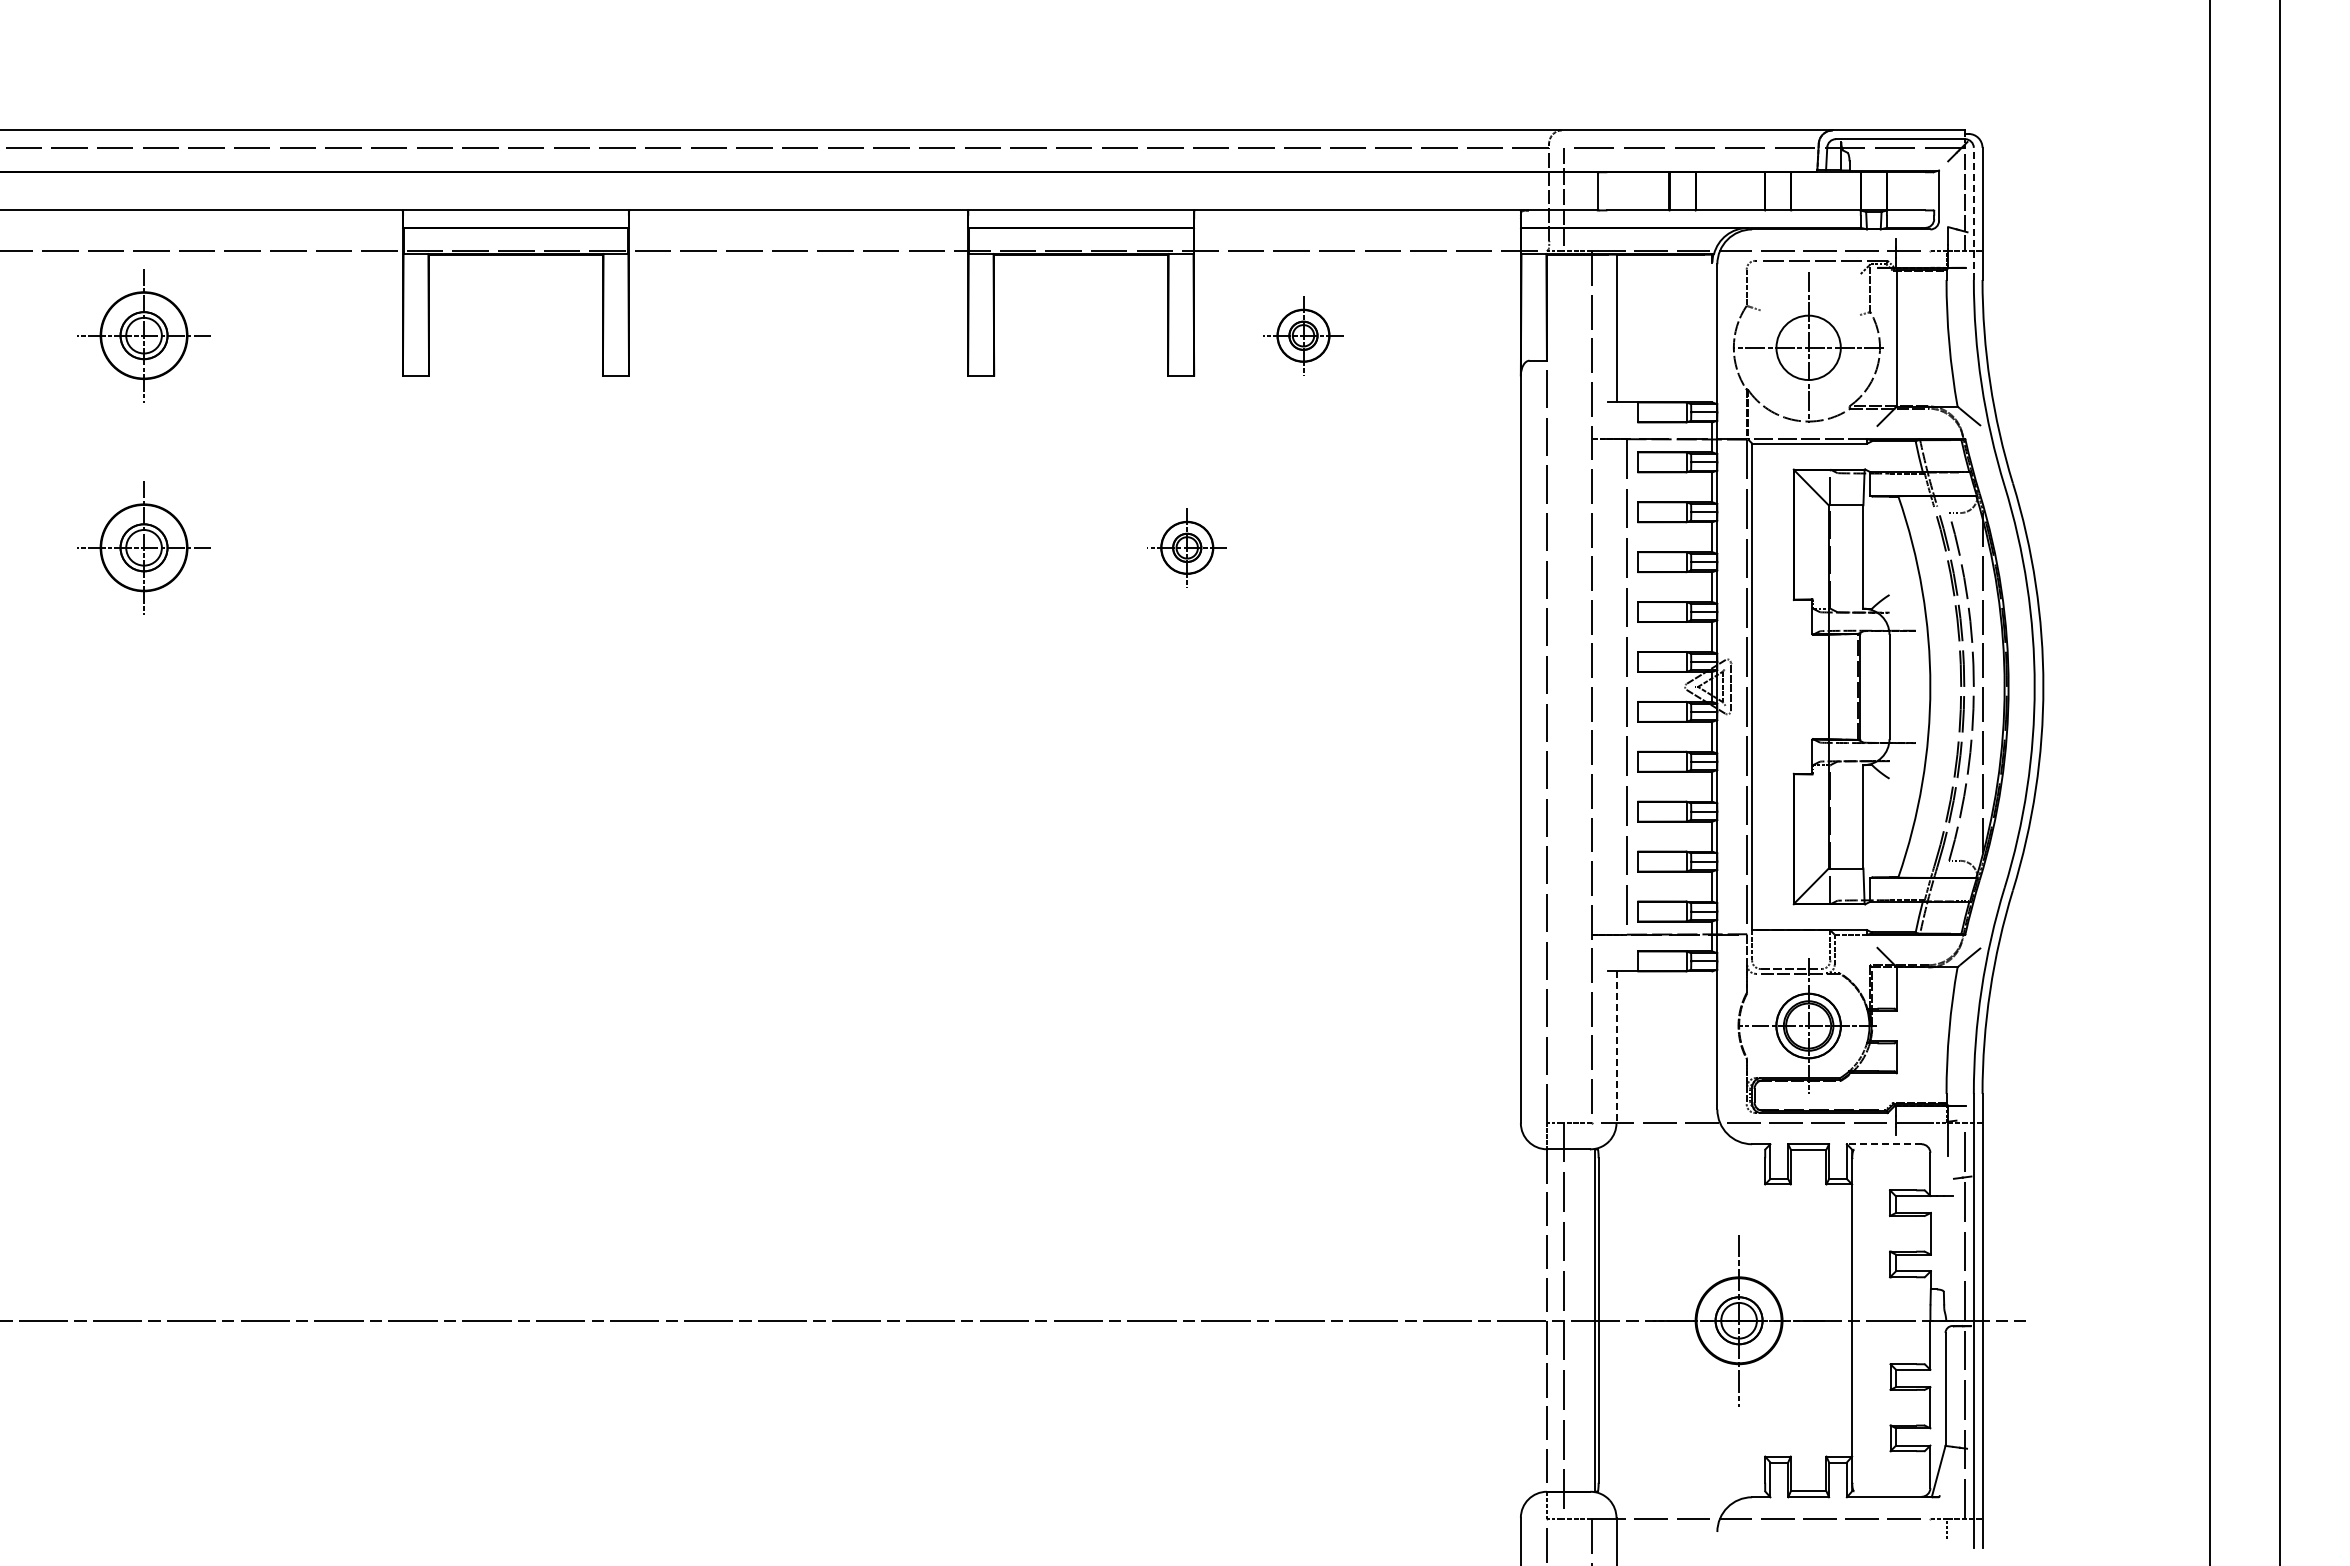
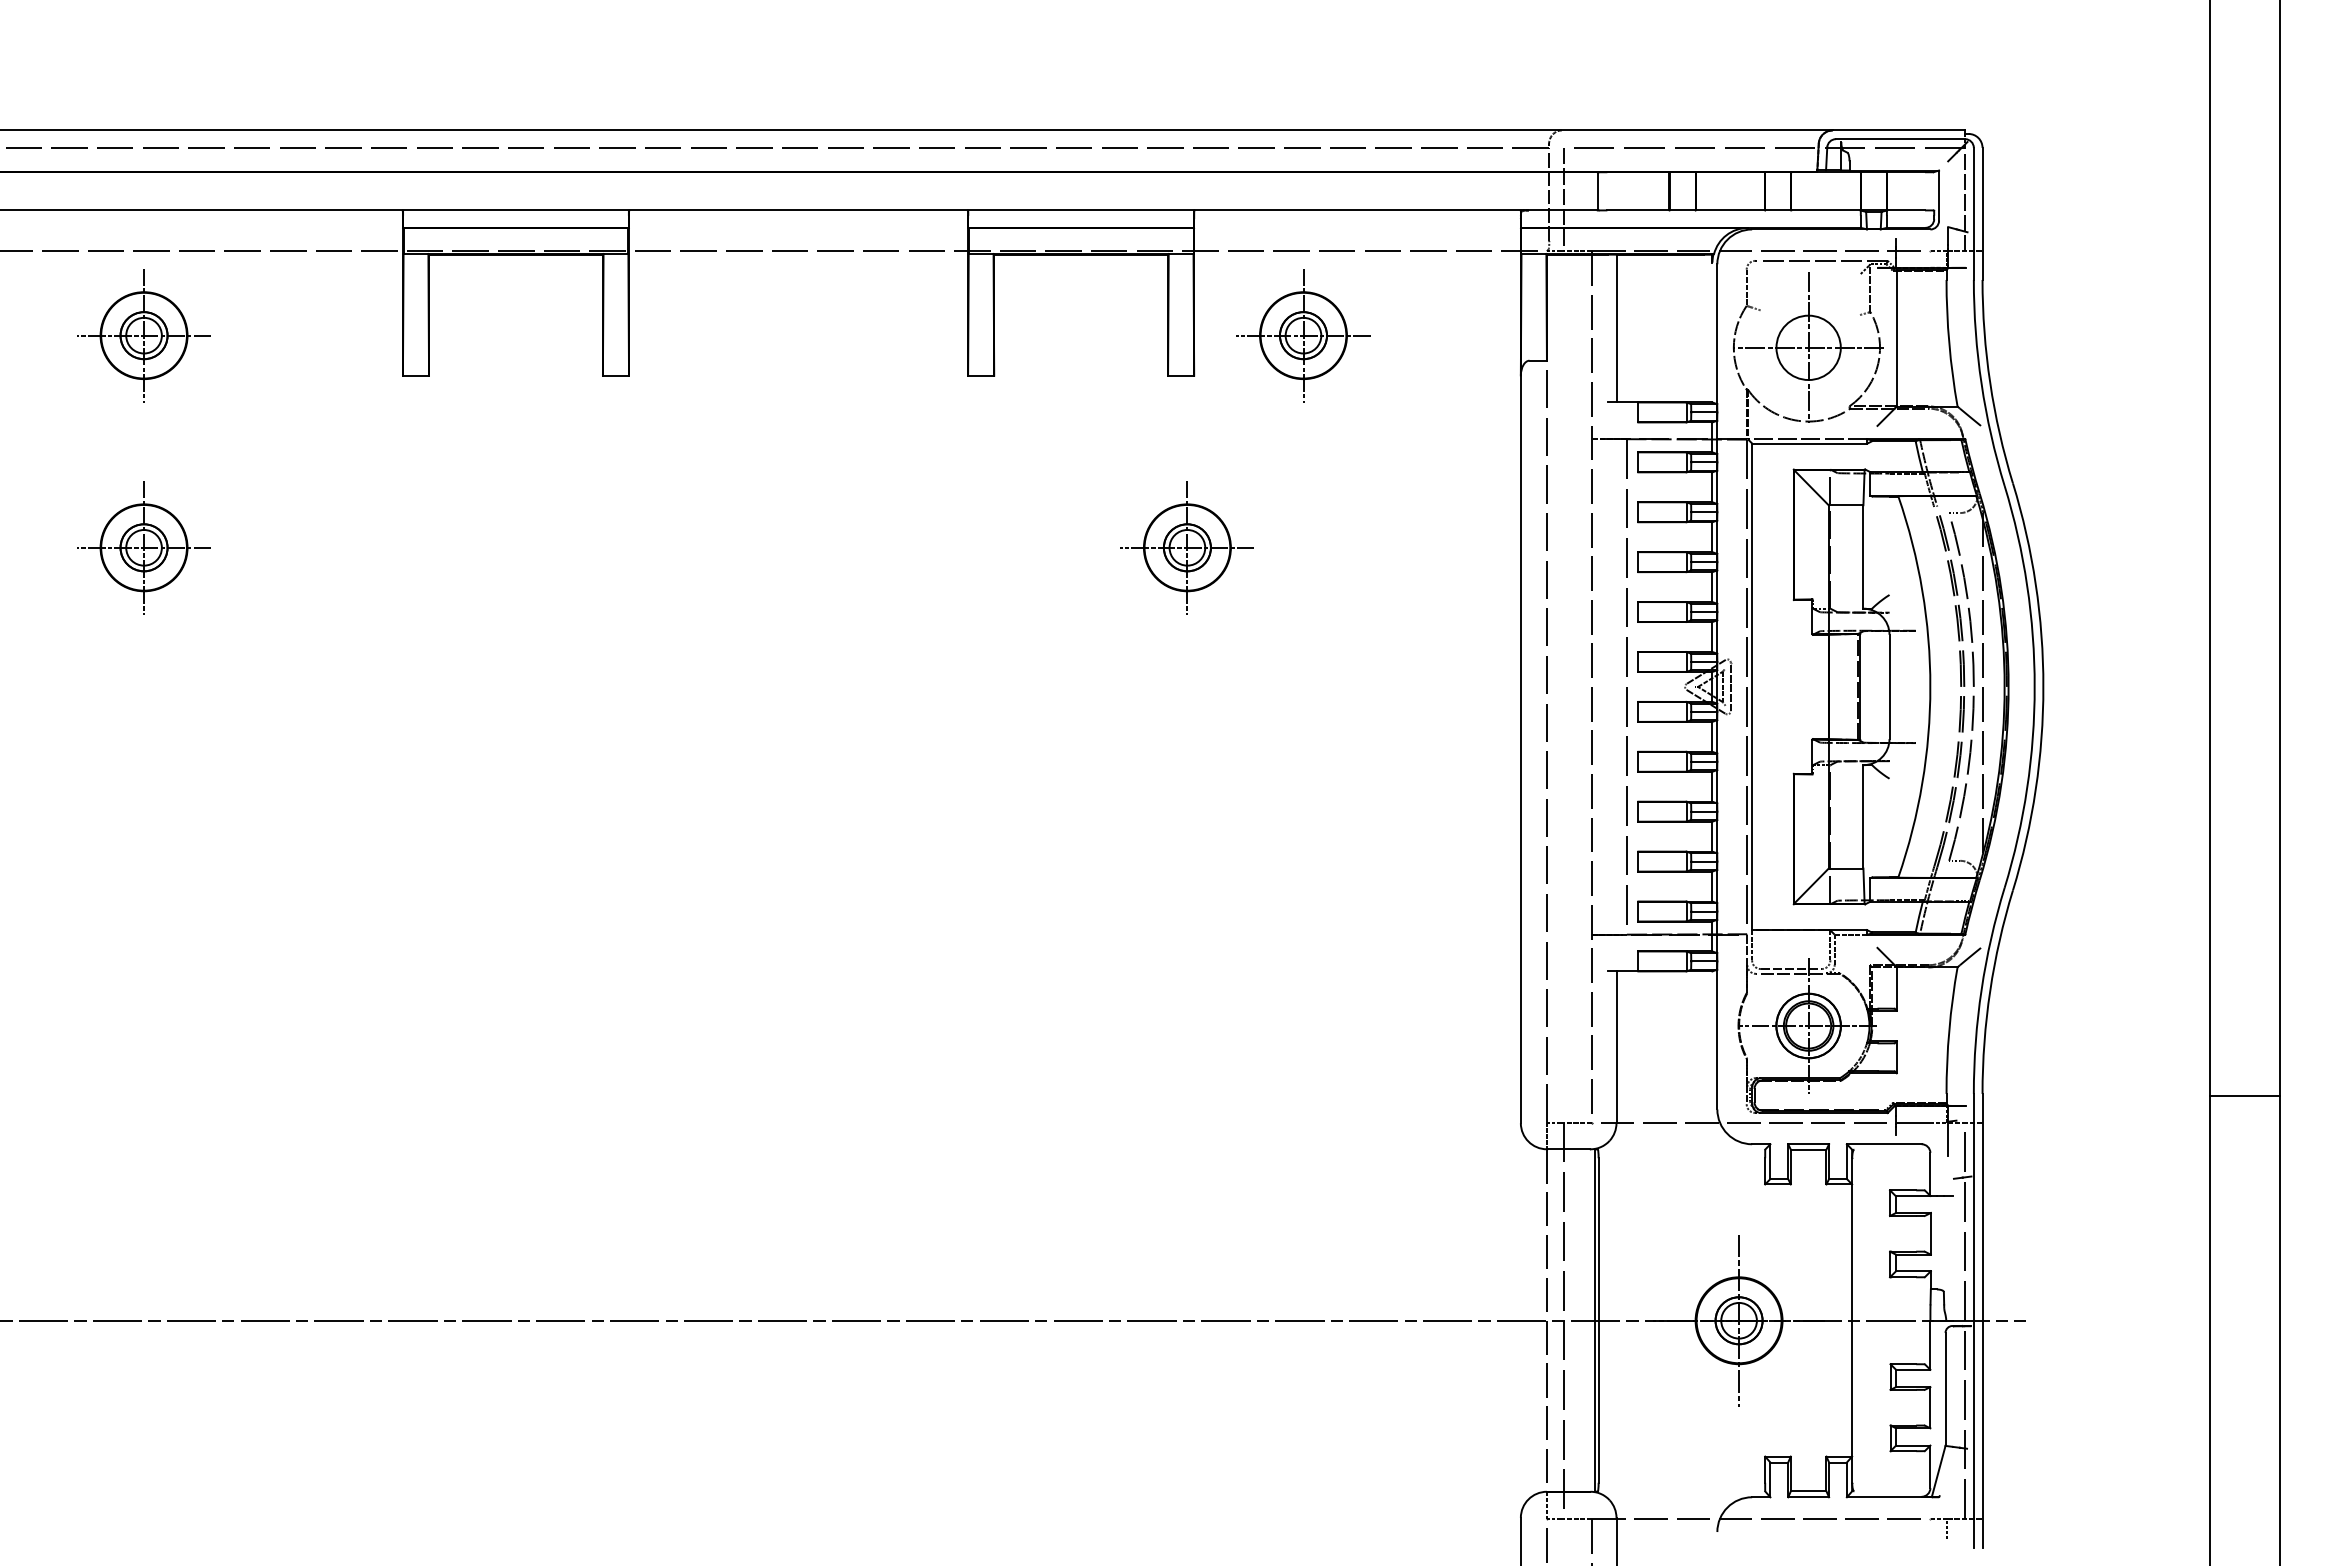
line: dashed -> solid (1973, 213)
part size: 81x80 px -> 135x134 px (1303, 335)
part size: 80x80 px -> 134x134 px (1186, 547)
line: dashed -> solid (1616, 1047)
line: none -> present (2244, 1096)
line: dashed -> solid (1883, 1144)
